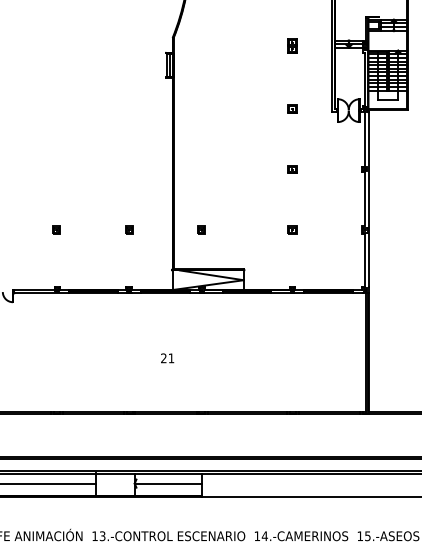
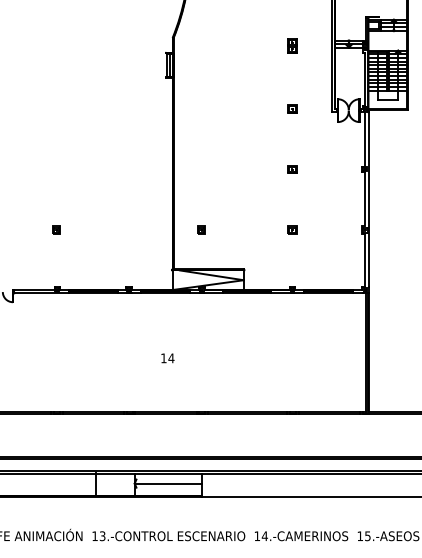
part: present -> none (129, 229)
text: 21 -> 14 (167, 358)
line: present -> none (48, 483)
